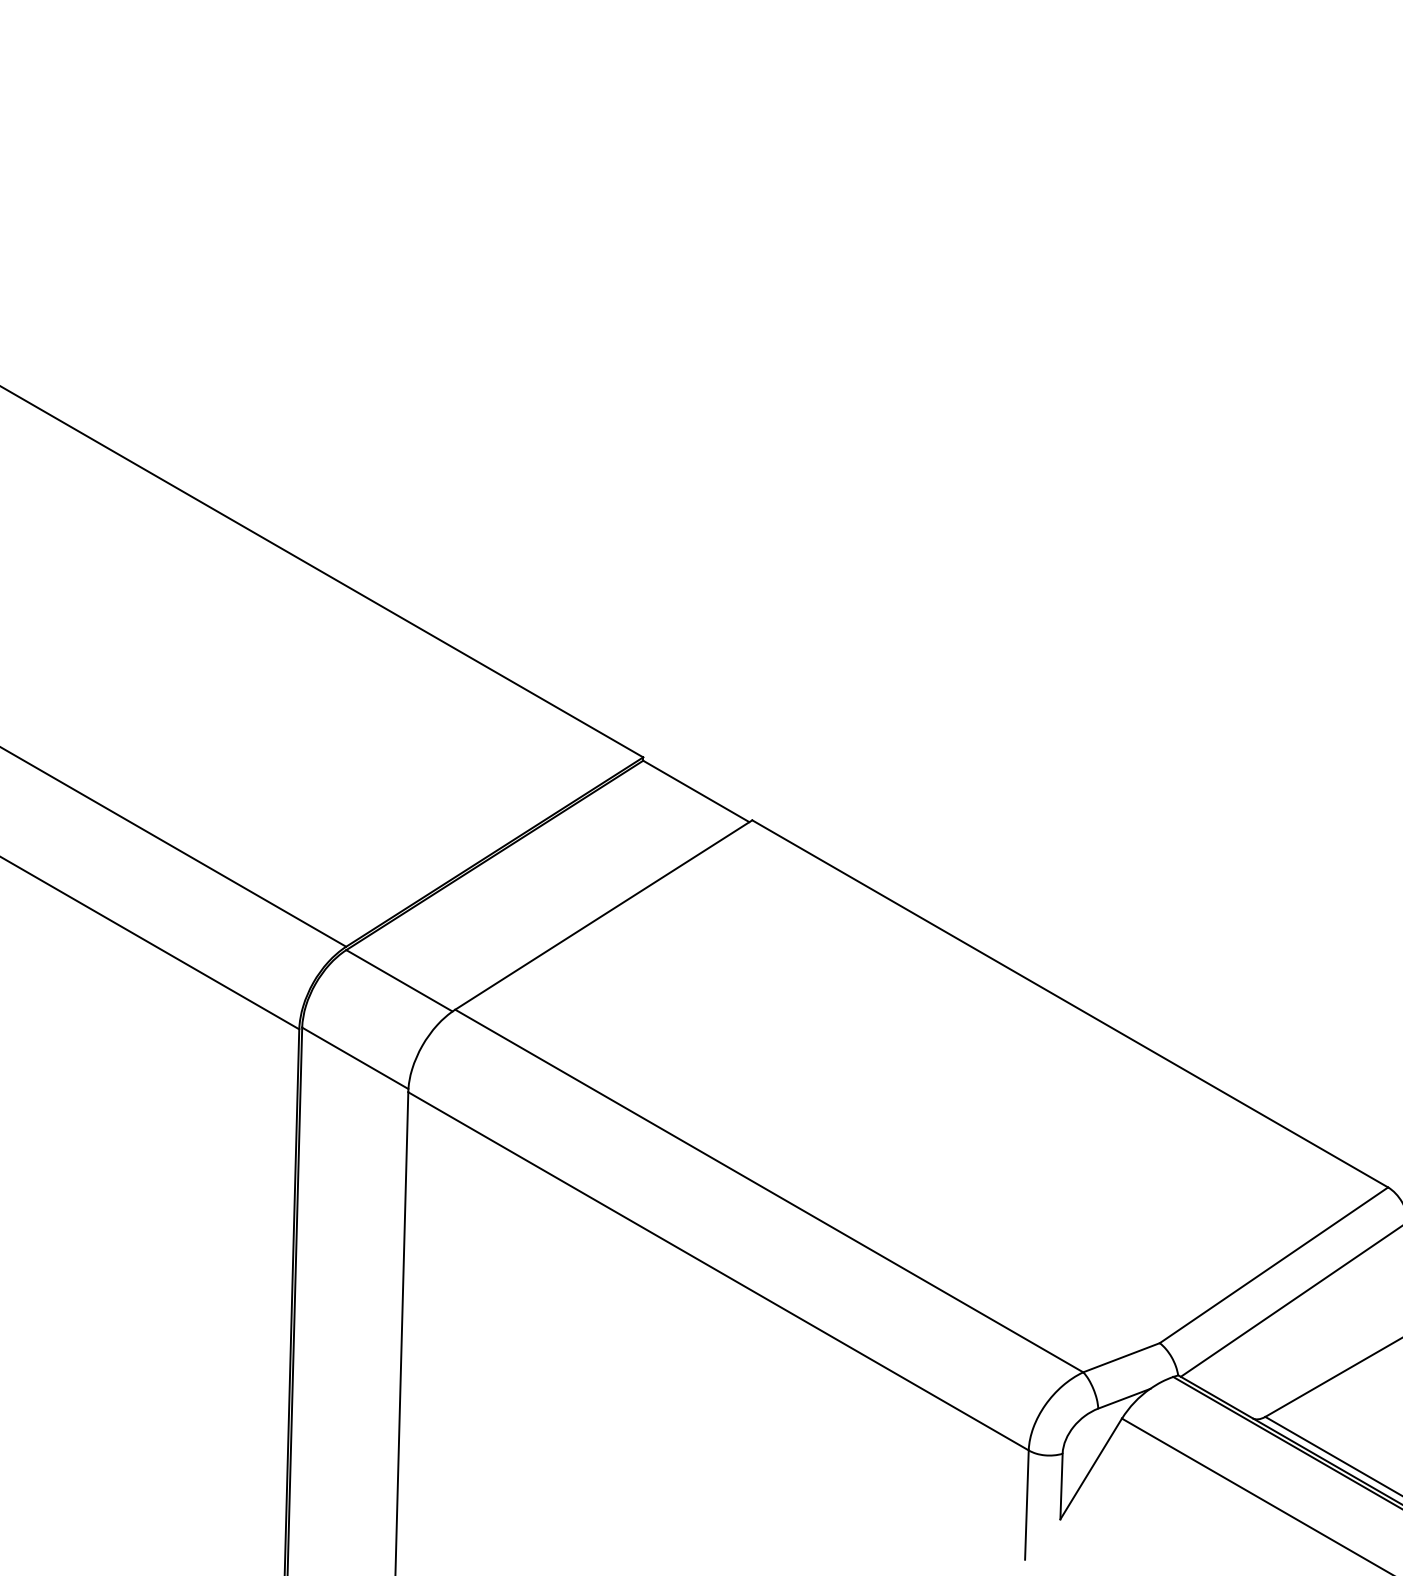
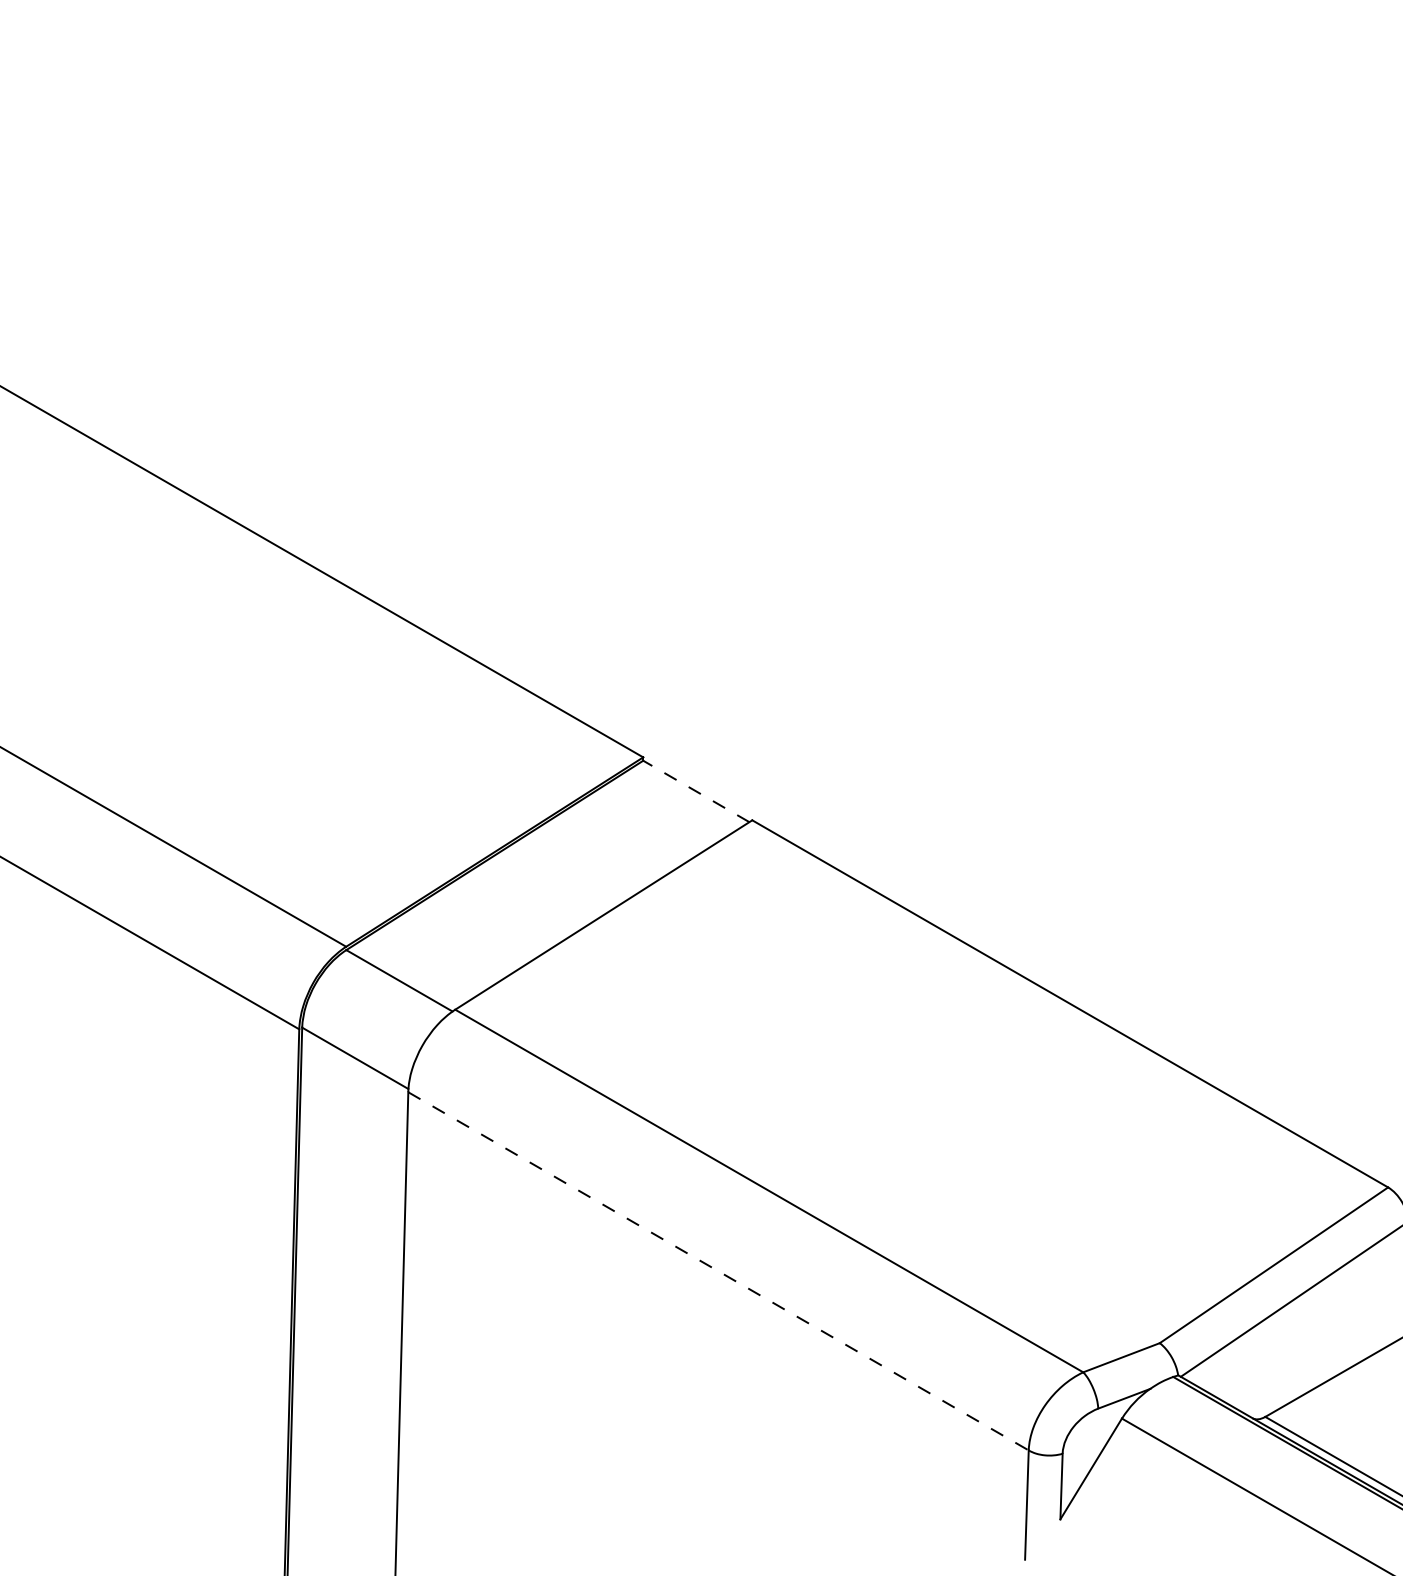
line: solid -> dashed (695, 791)
line: solid -> dashed (718, 1271)
